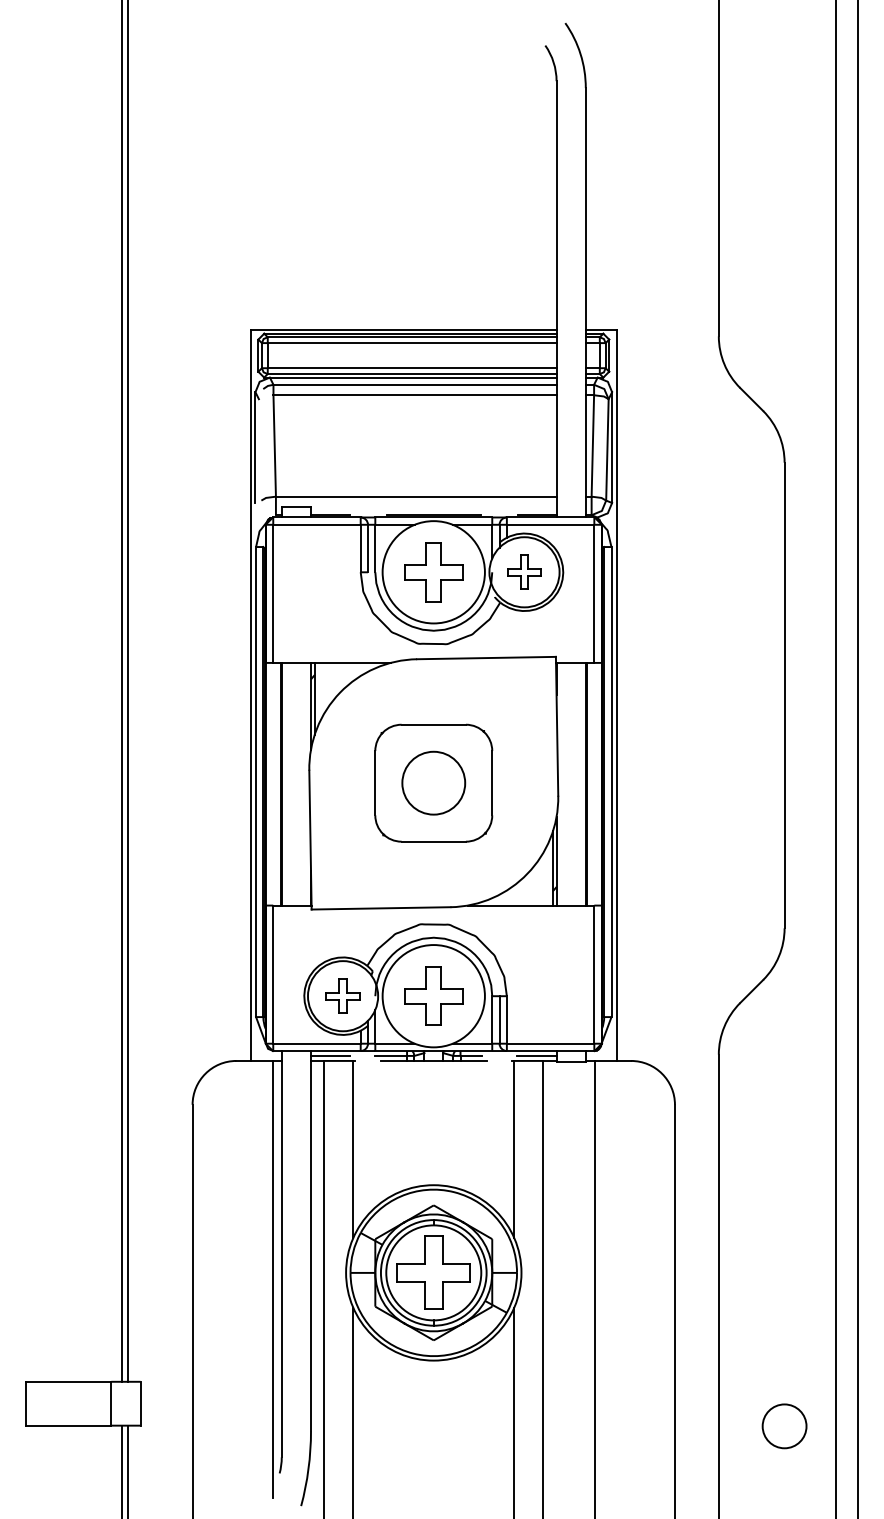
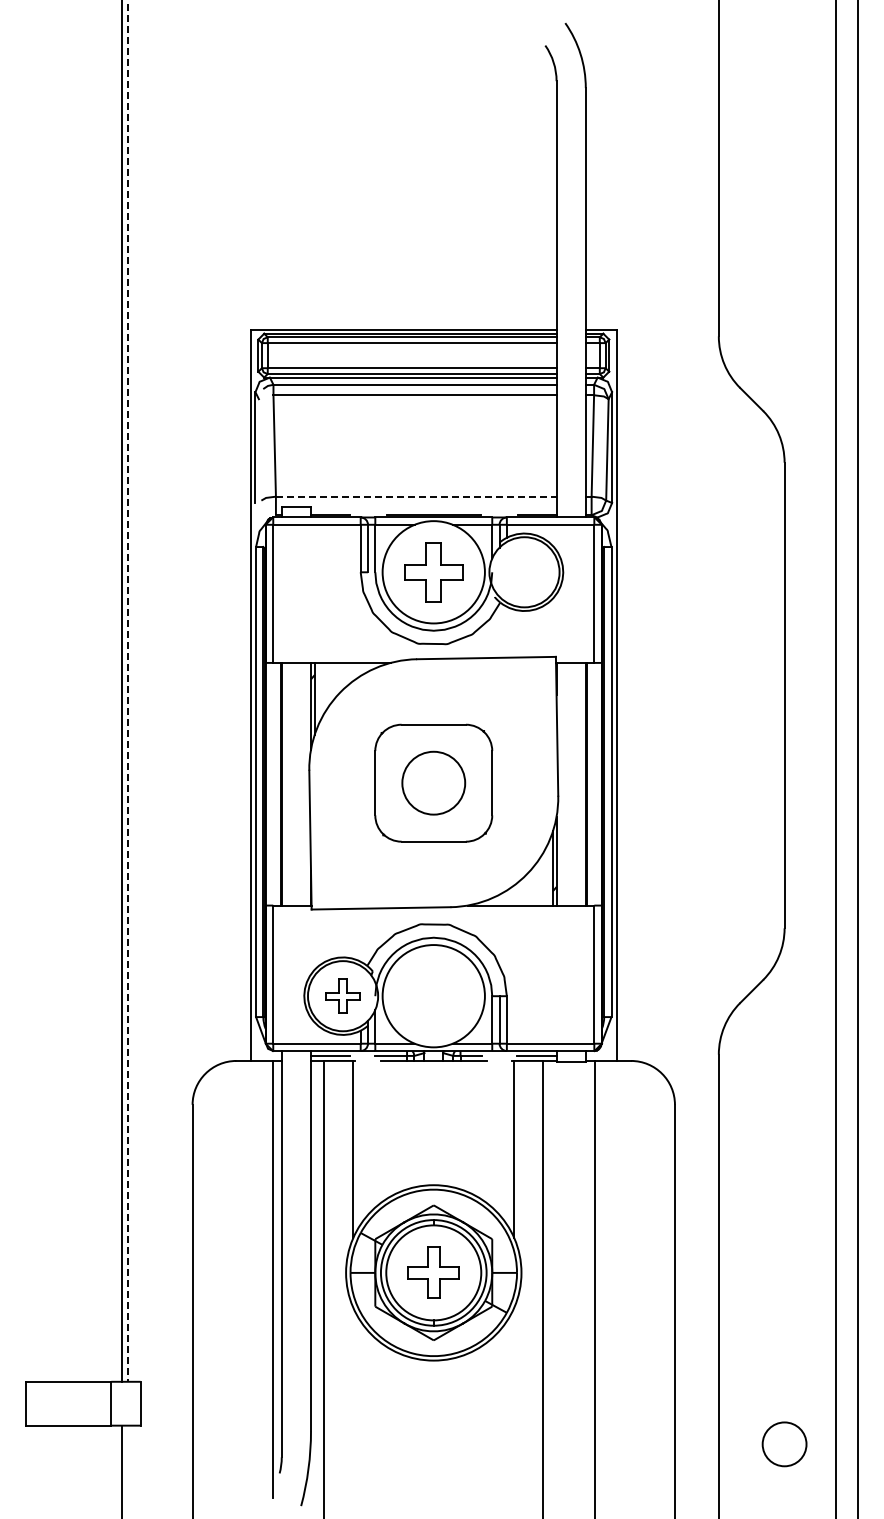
line: solid -> dashed (416, 496)
part: present -> none (524, 571)
line: solid -> dashed (127, 691)
part: present -> none (433, 995)
part size: 75x75 px -> 53x53 px (433, 1272)
line: present -> none (353, 1411)
line: present -> none (514, 1411)
circle position: (784, 1426) -> (784, 1444) (784, 1444)
line: present -> none (127, 1470)
